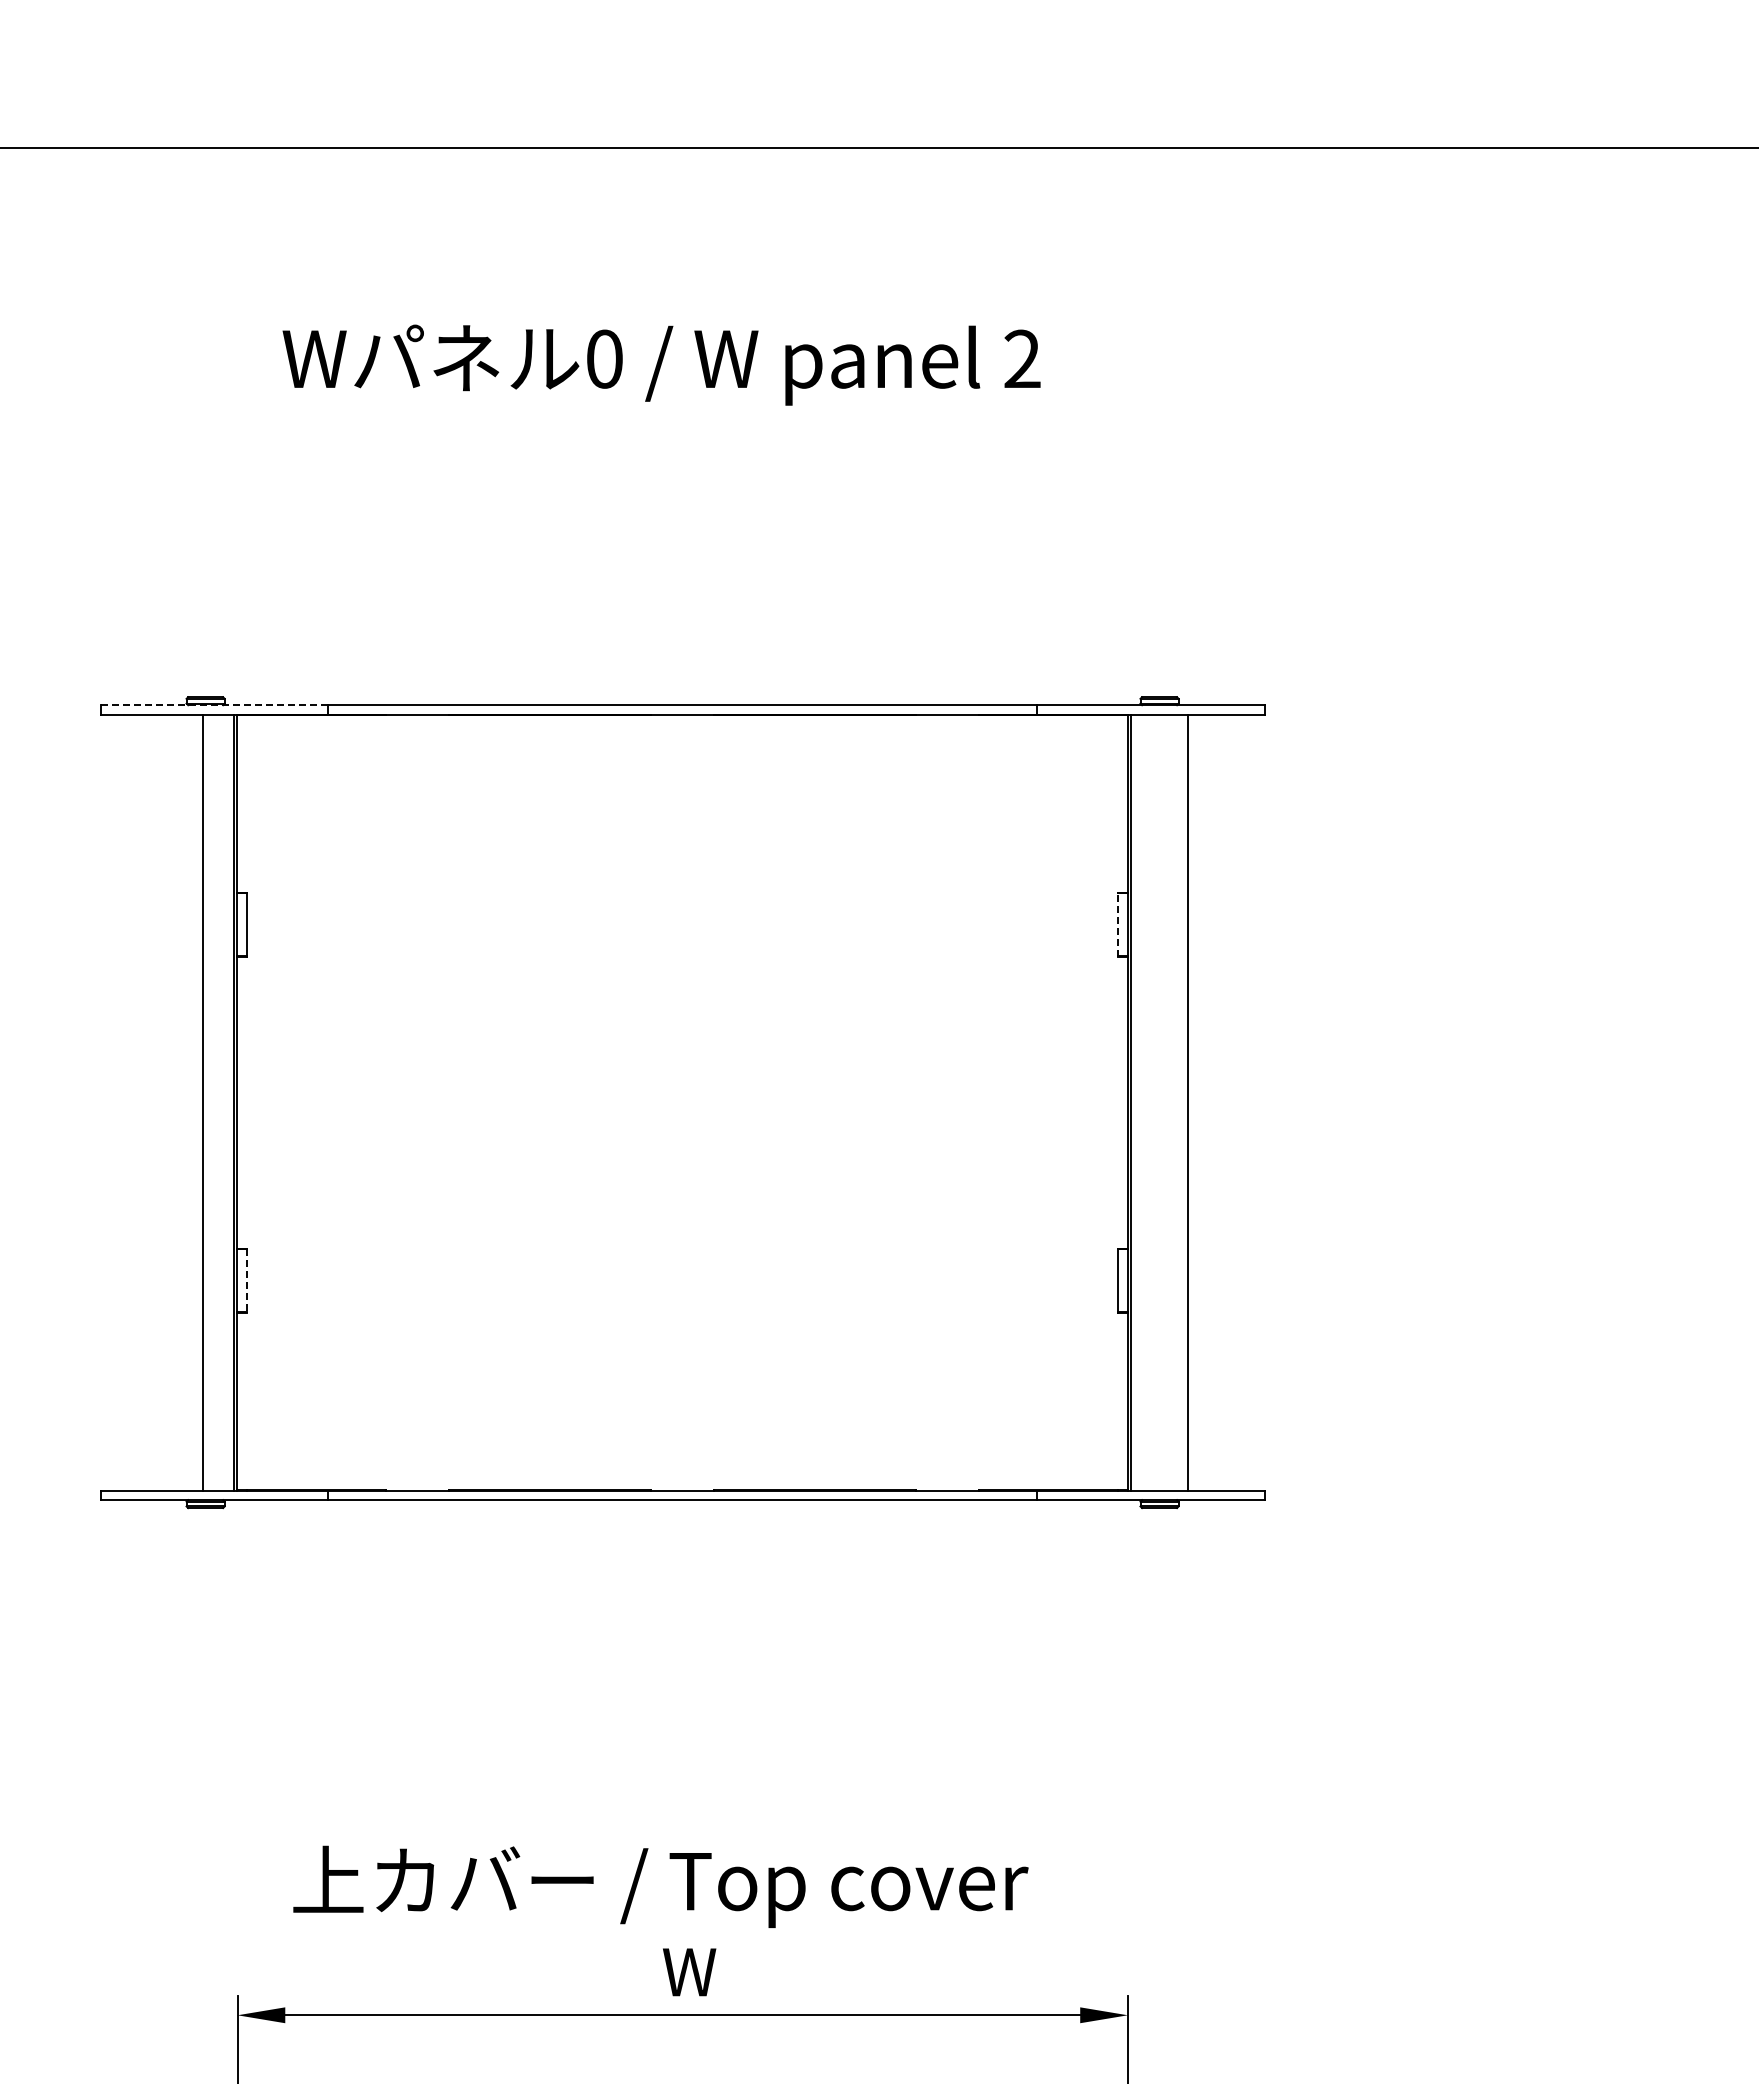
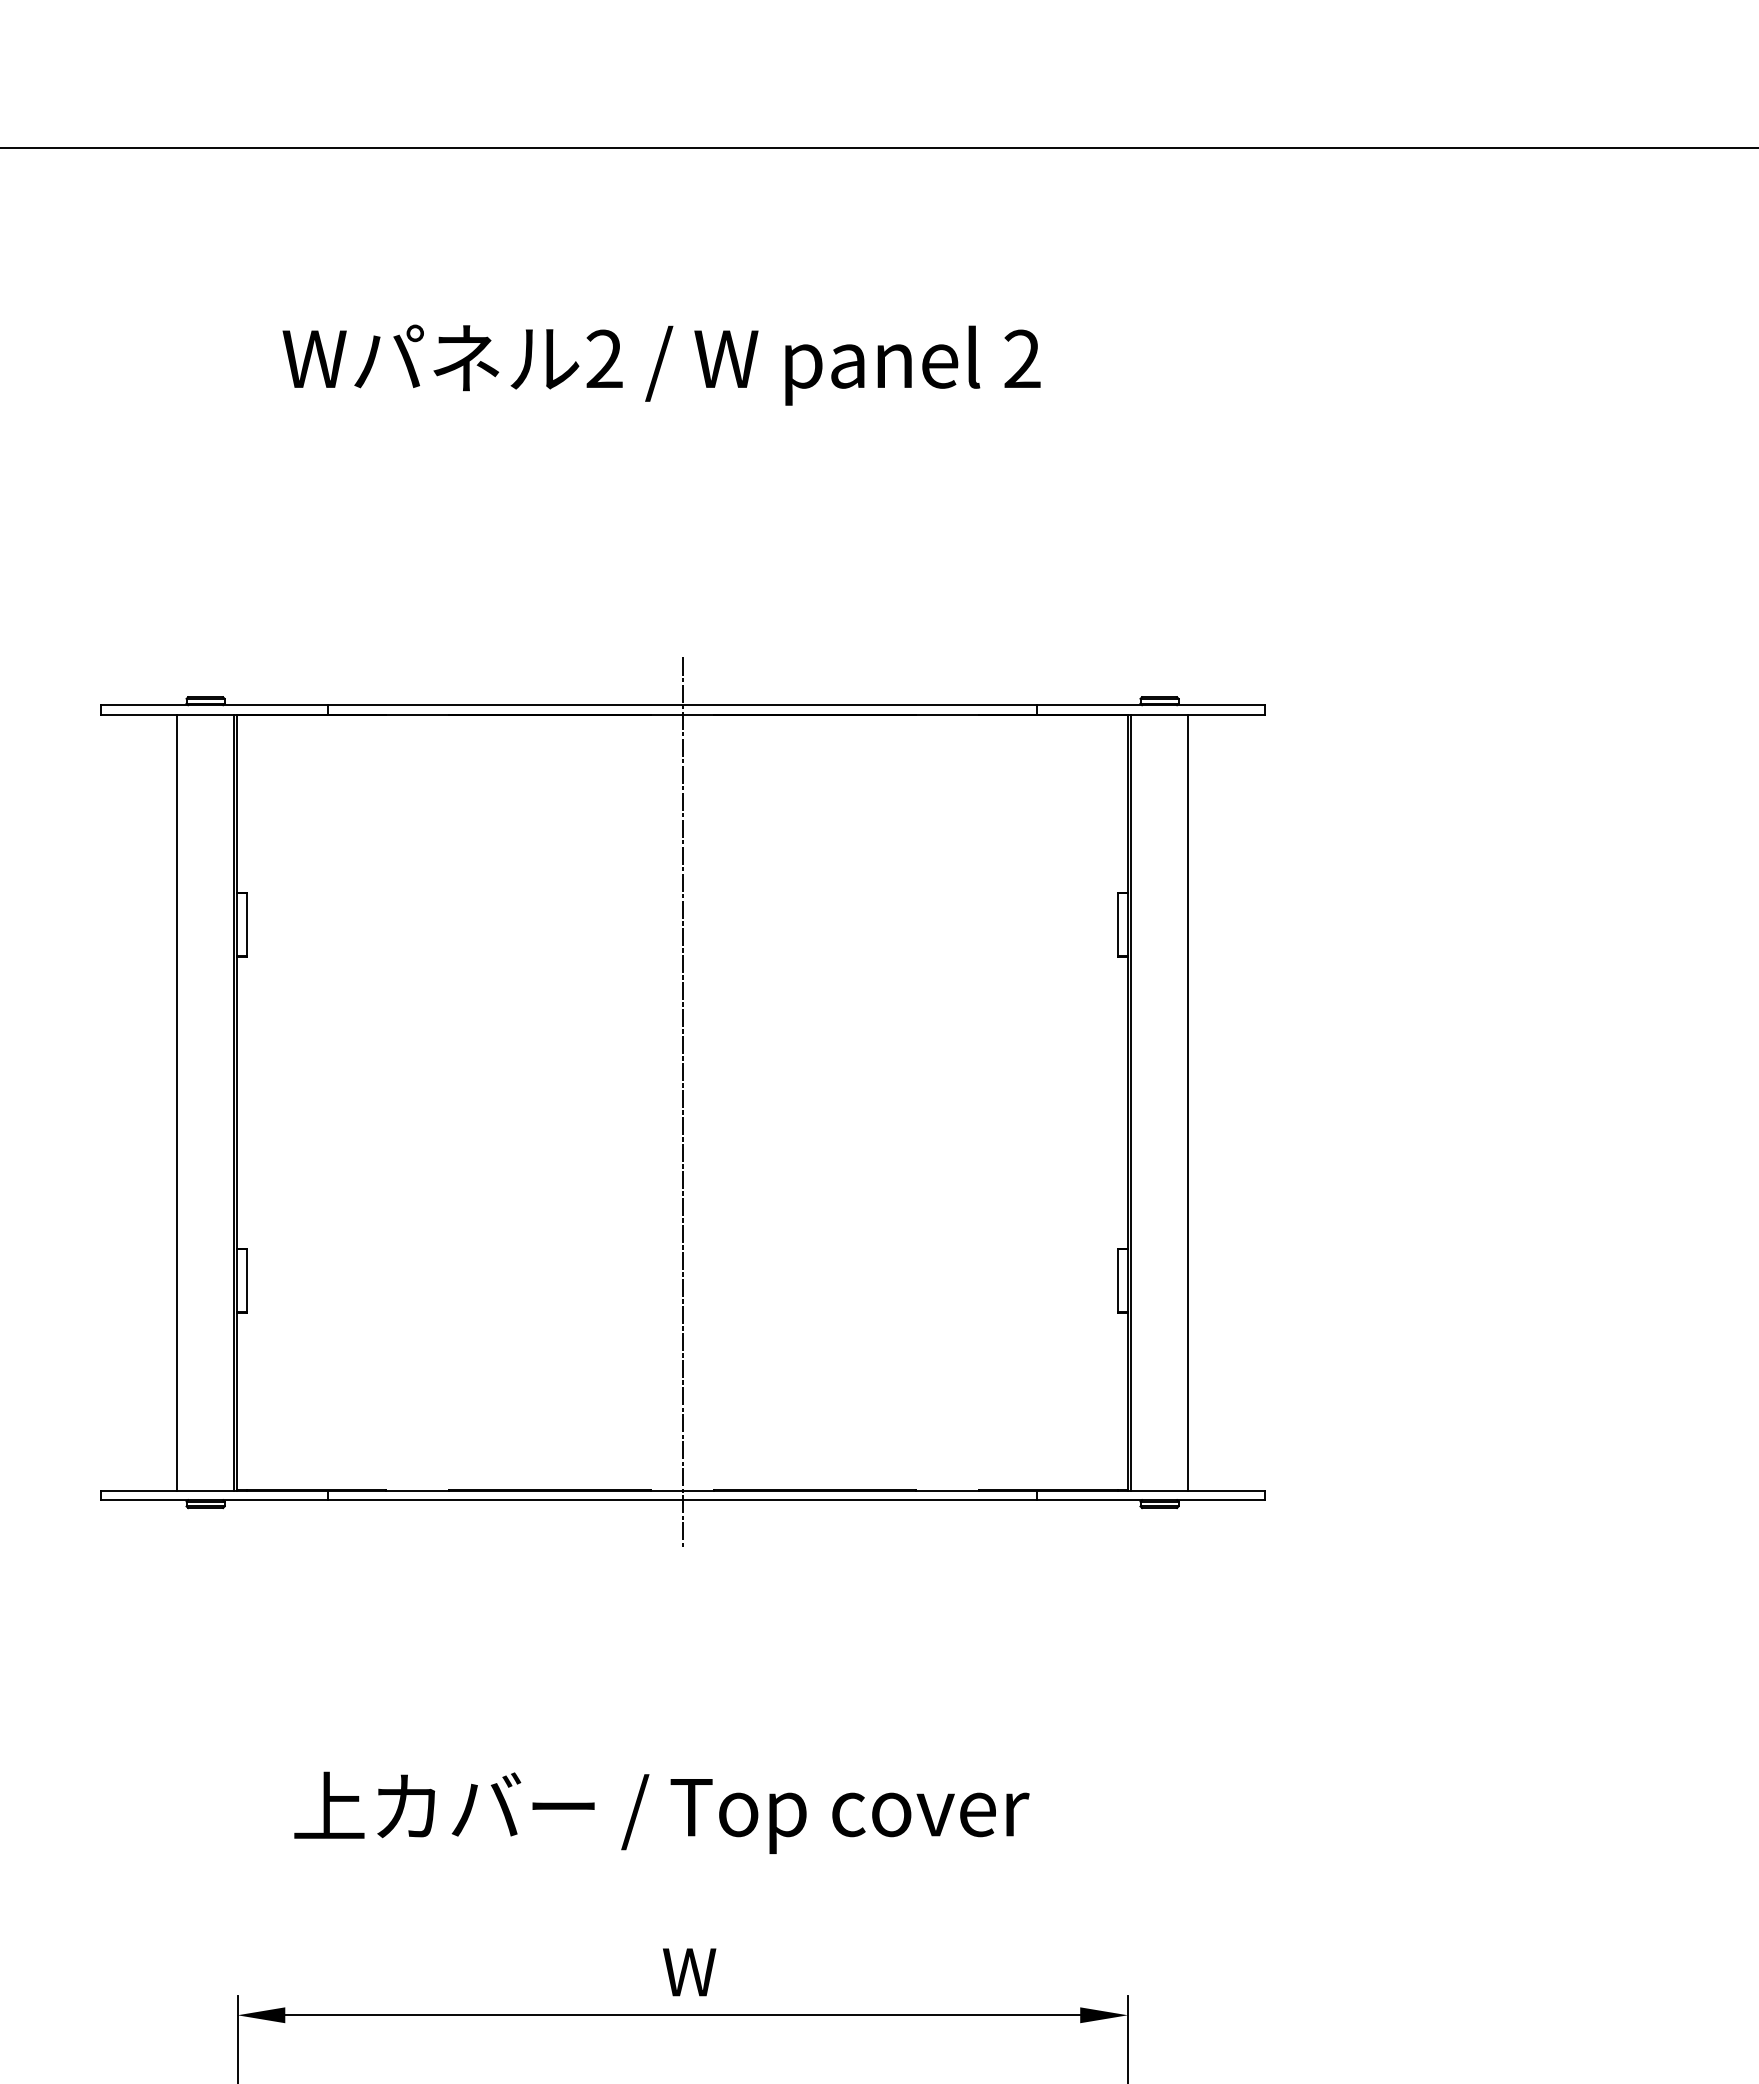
text: 0 -> 2 (604, 358)
line: dashed -> solid (214, 705)
line: dashed -> solid (1118, 924)
line position: (203, 1102) -> (177, 1102) (177, 1102)
line: none -> present (682, 1102)
line: dashed -> solid (247, 1281)
text position: (660, 1886) -> (661, 1812) (661, 1812)
